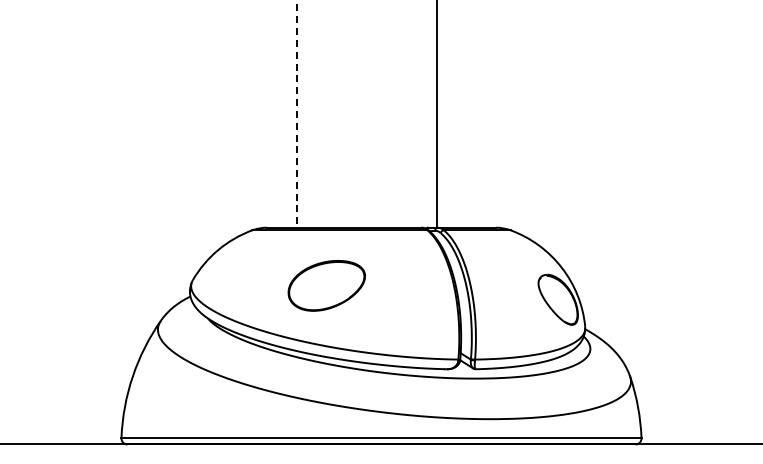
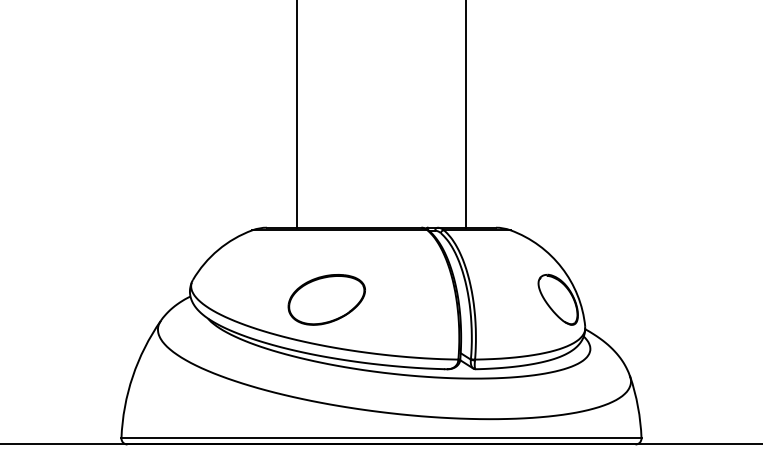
line: dashed -> solid (297, 114)
line position: (436, 114) -> (465, 114) (465, 114)
part position: (326, 285) -> (326, 299) (326, 299)
